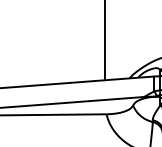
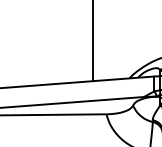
line position: (104, 41) -> (92, 41) (92, 41)
